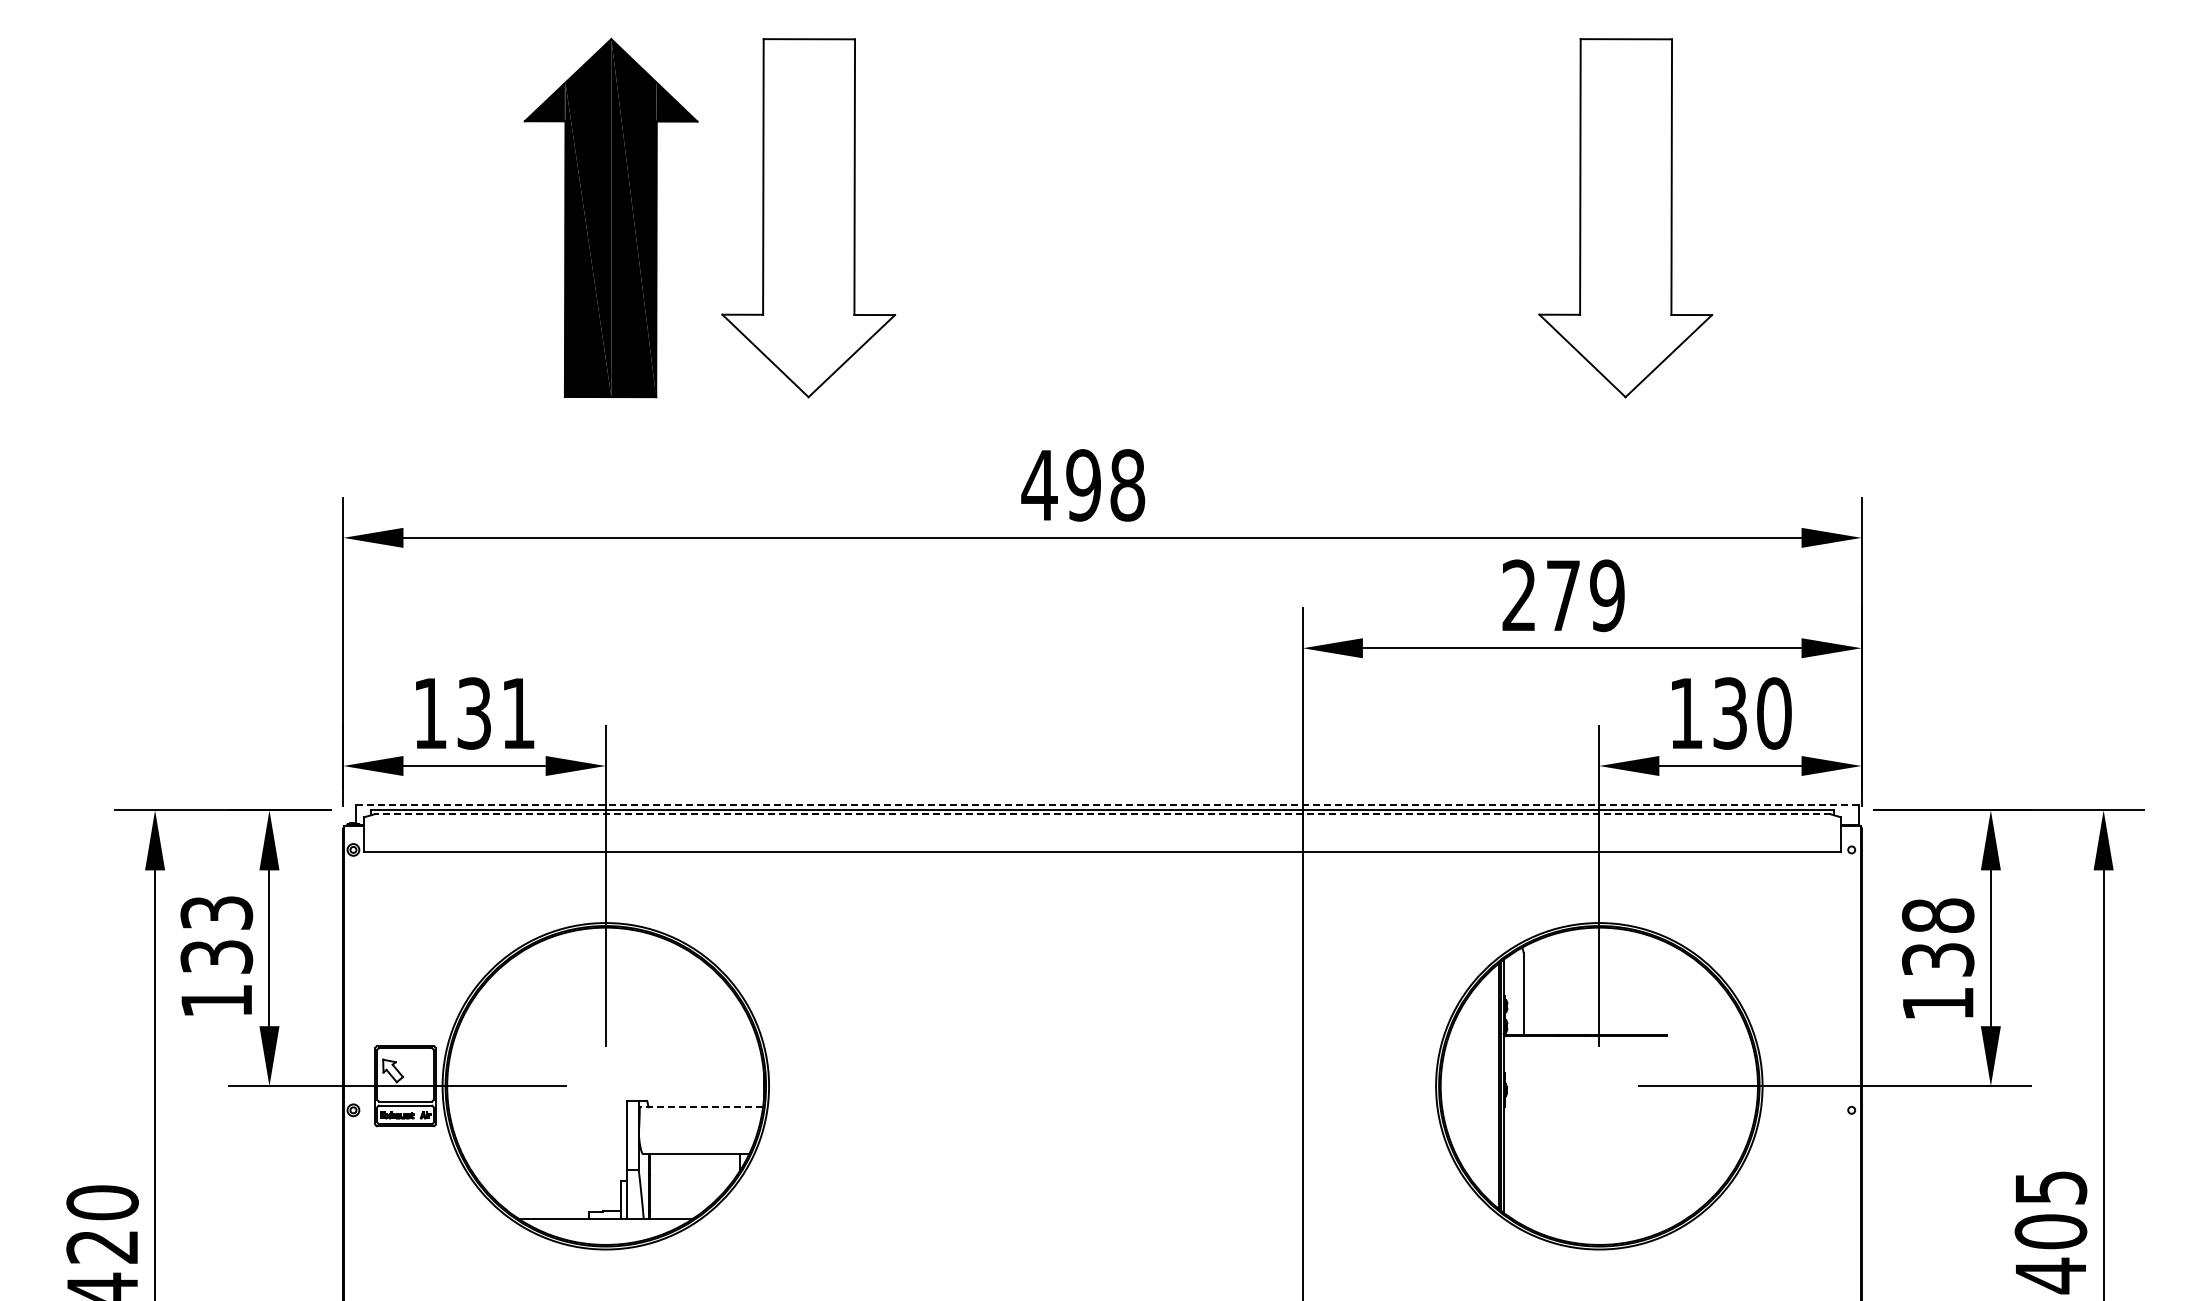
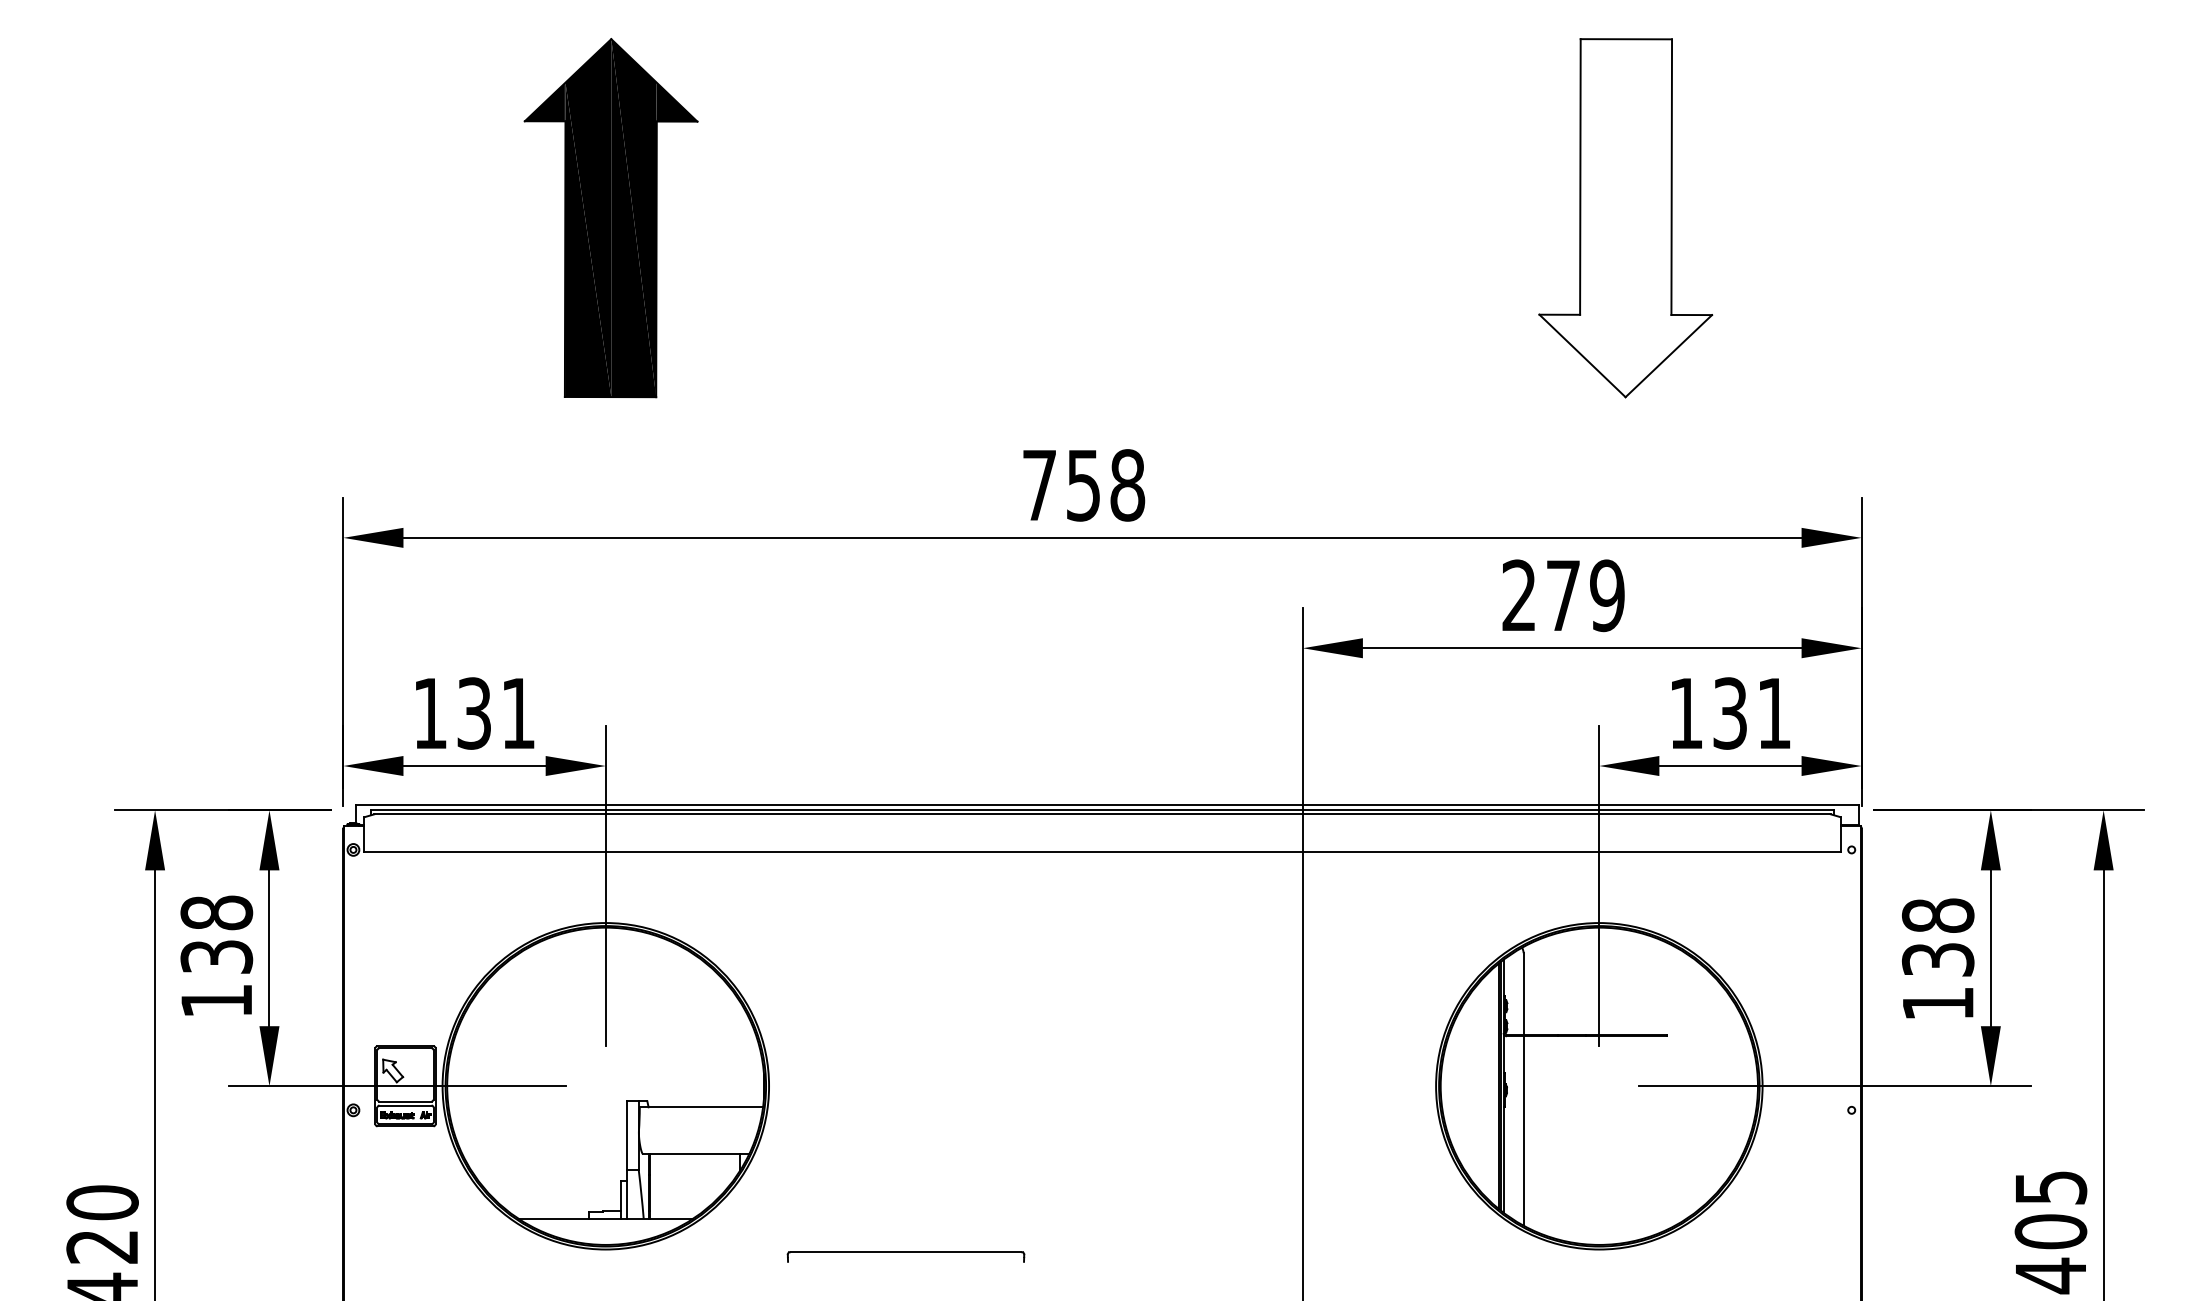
part: present -> none (808, 218)
text: 498 -> 758 (1060, 485)
text: 130 -> 131 (1774, 713)
line: dashed -> solid (1107, 805)
line: dashed -> solid (1102, 814)
text: 133 -> 138 (216, 912)
line: dashed -> solid (701, 1107)
line: none -> present (1523, 1130)
part: none -> present (905, 1256)
